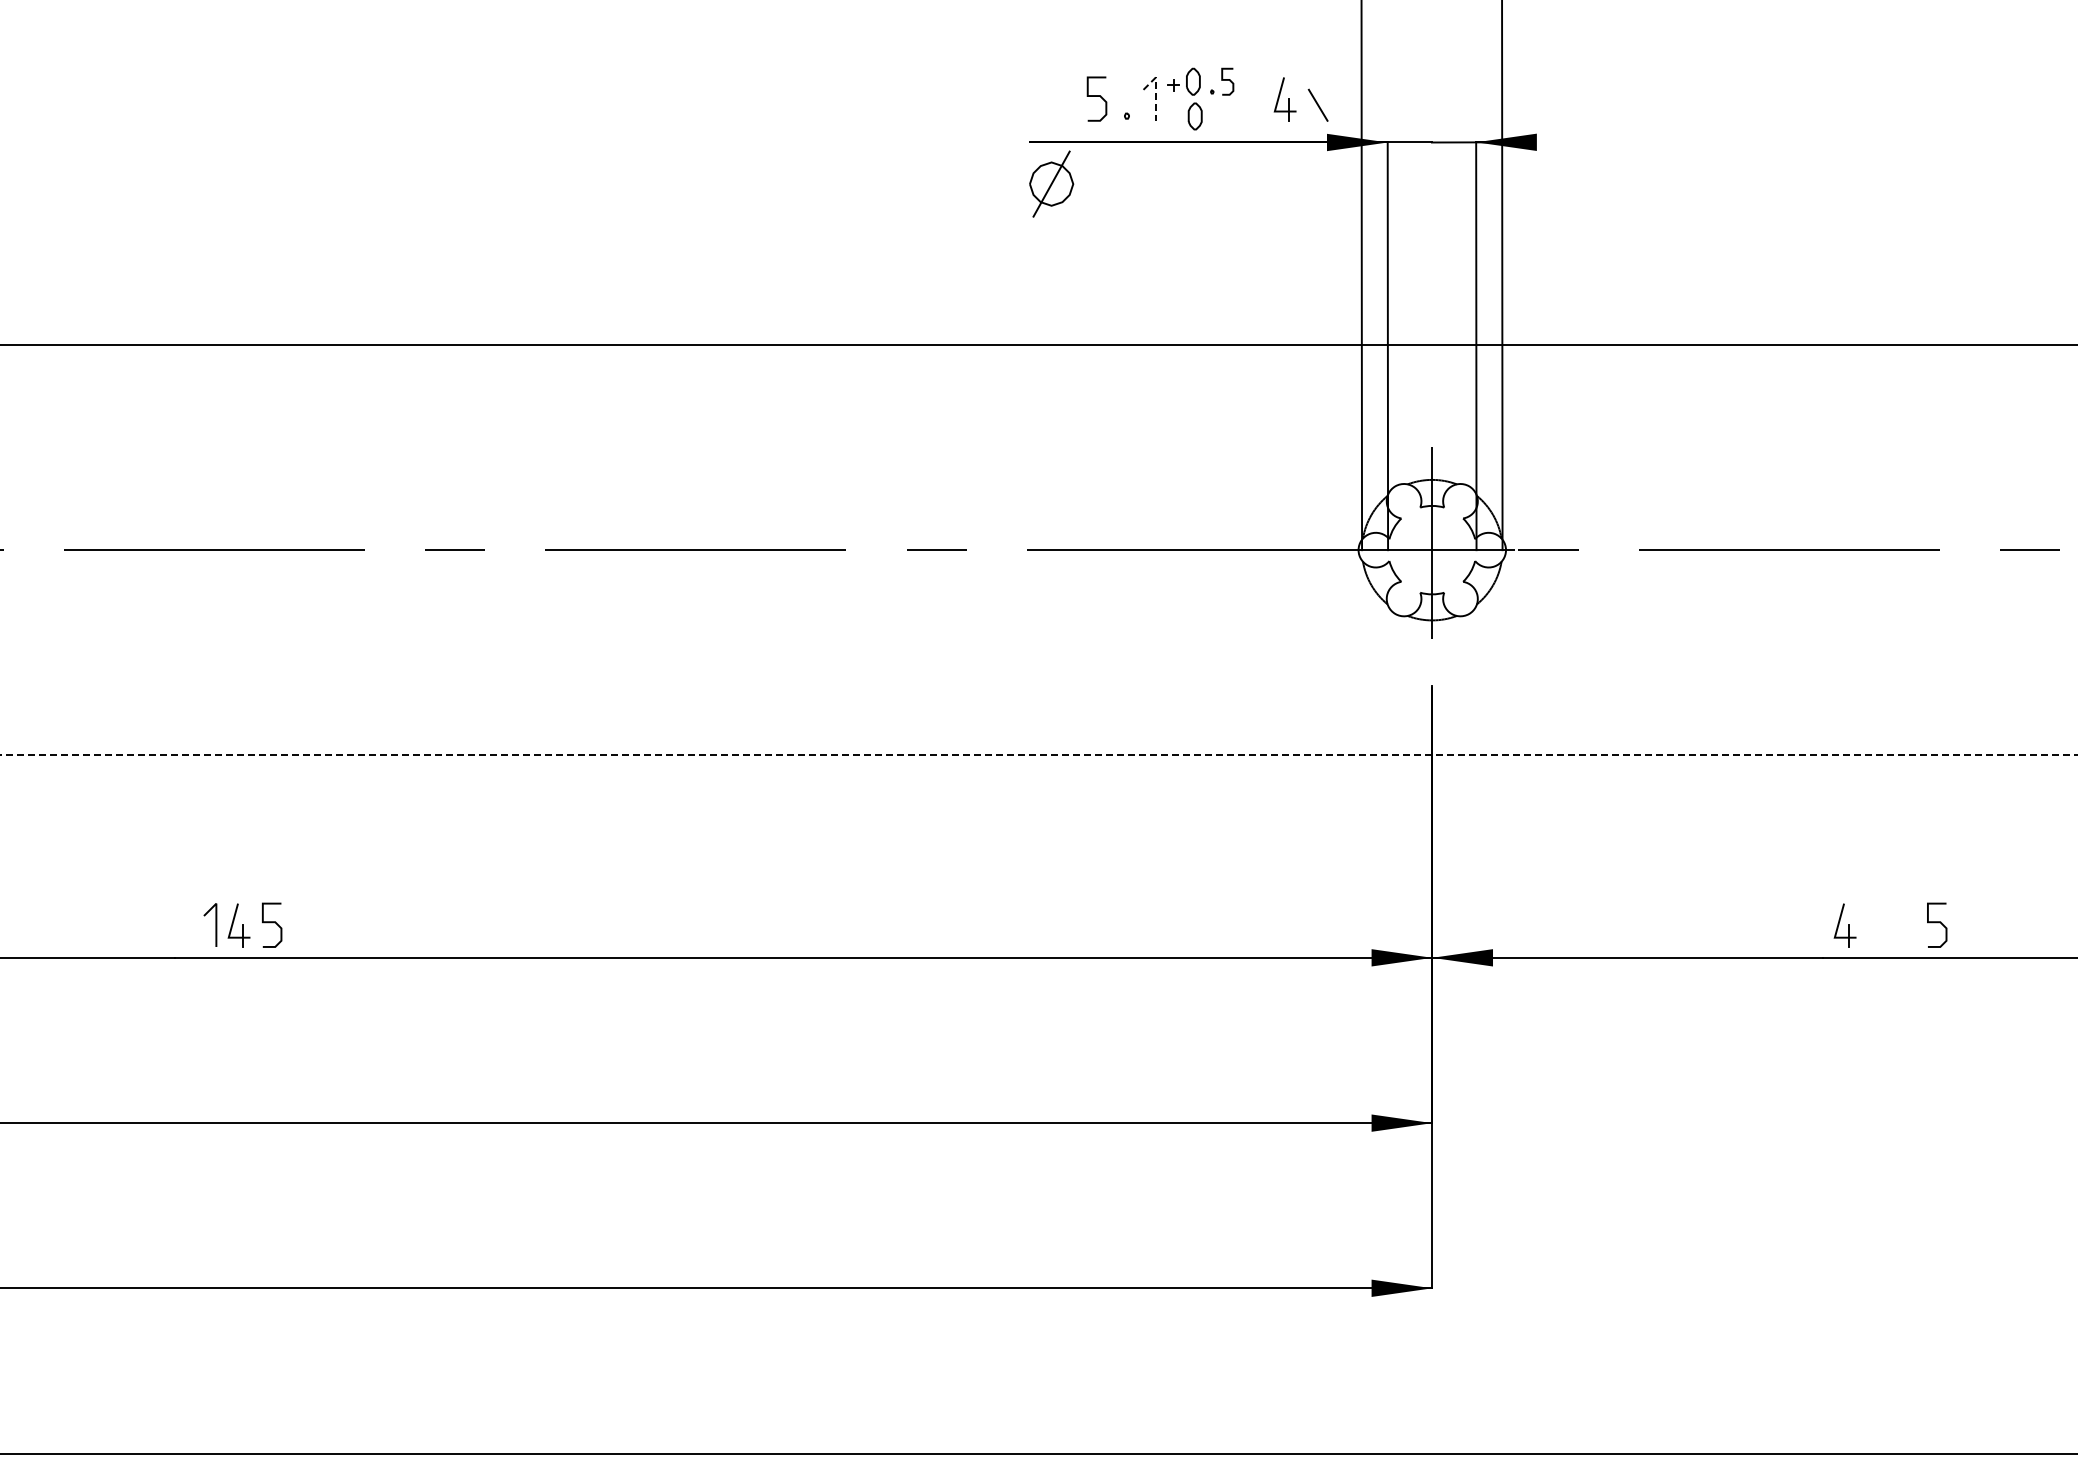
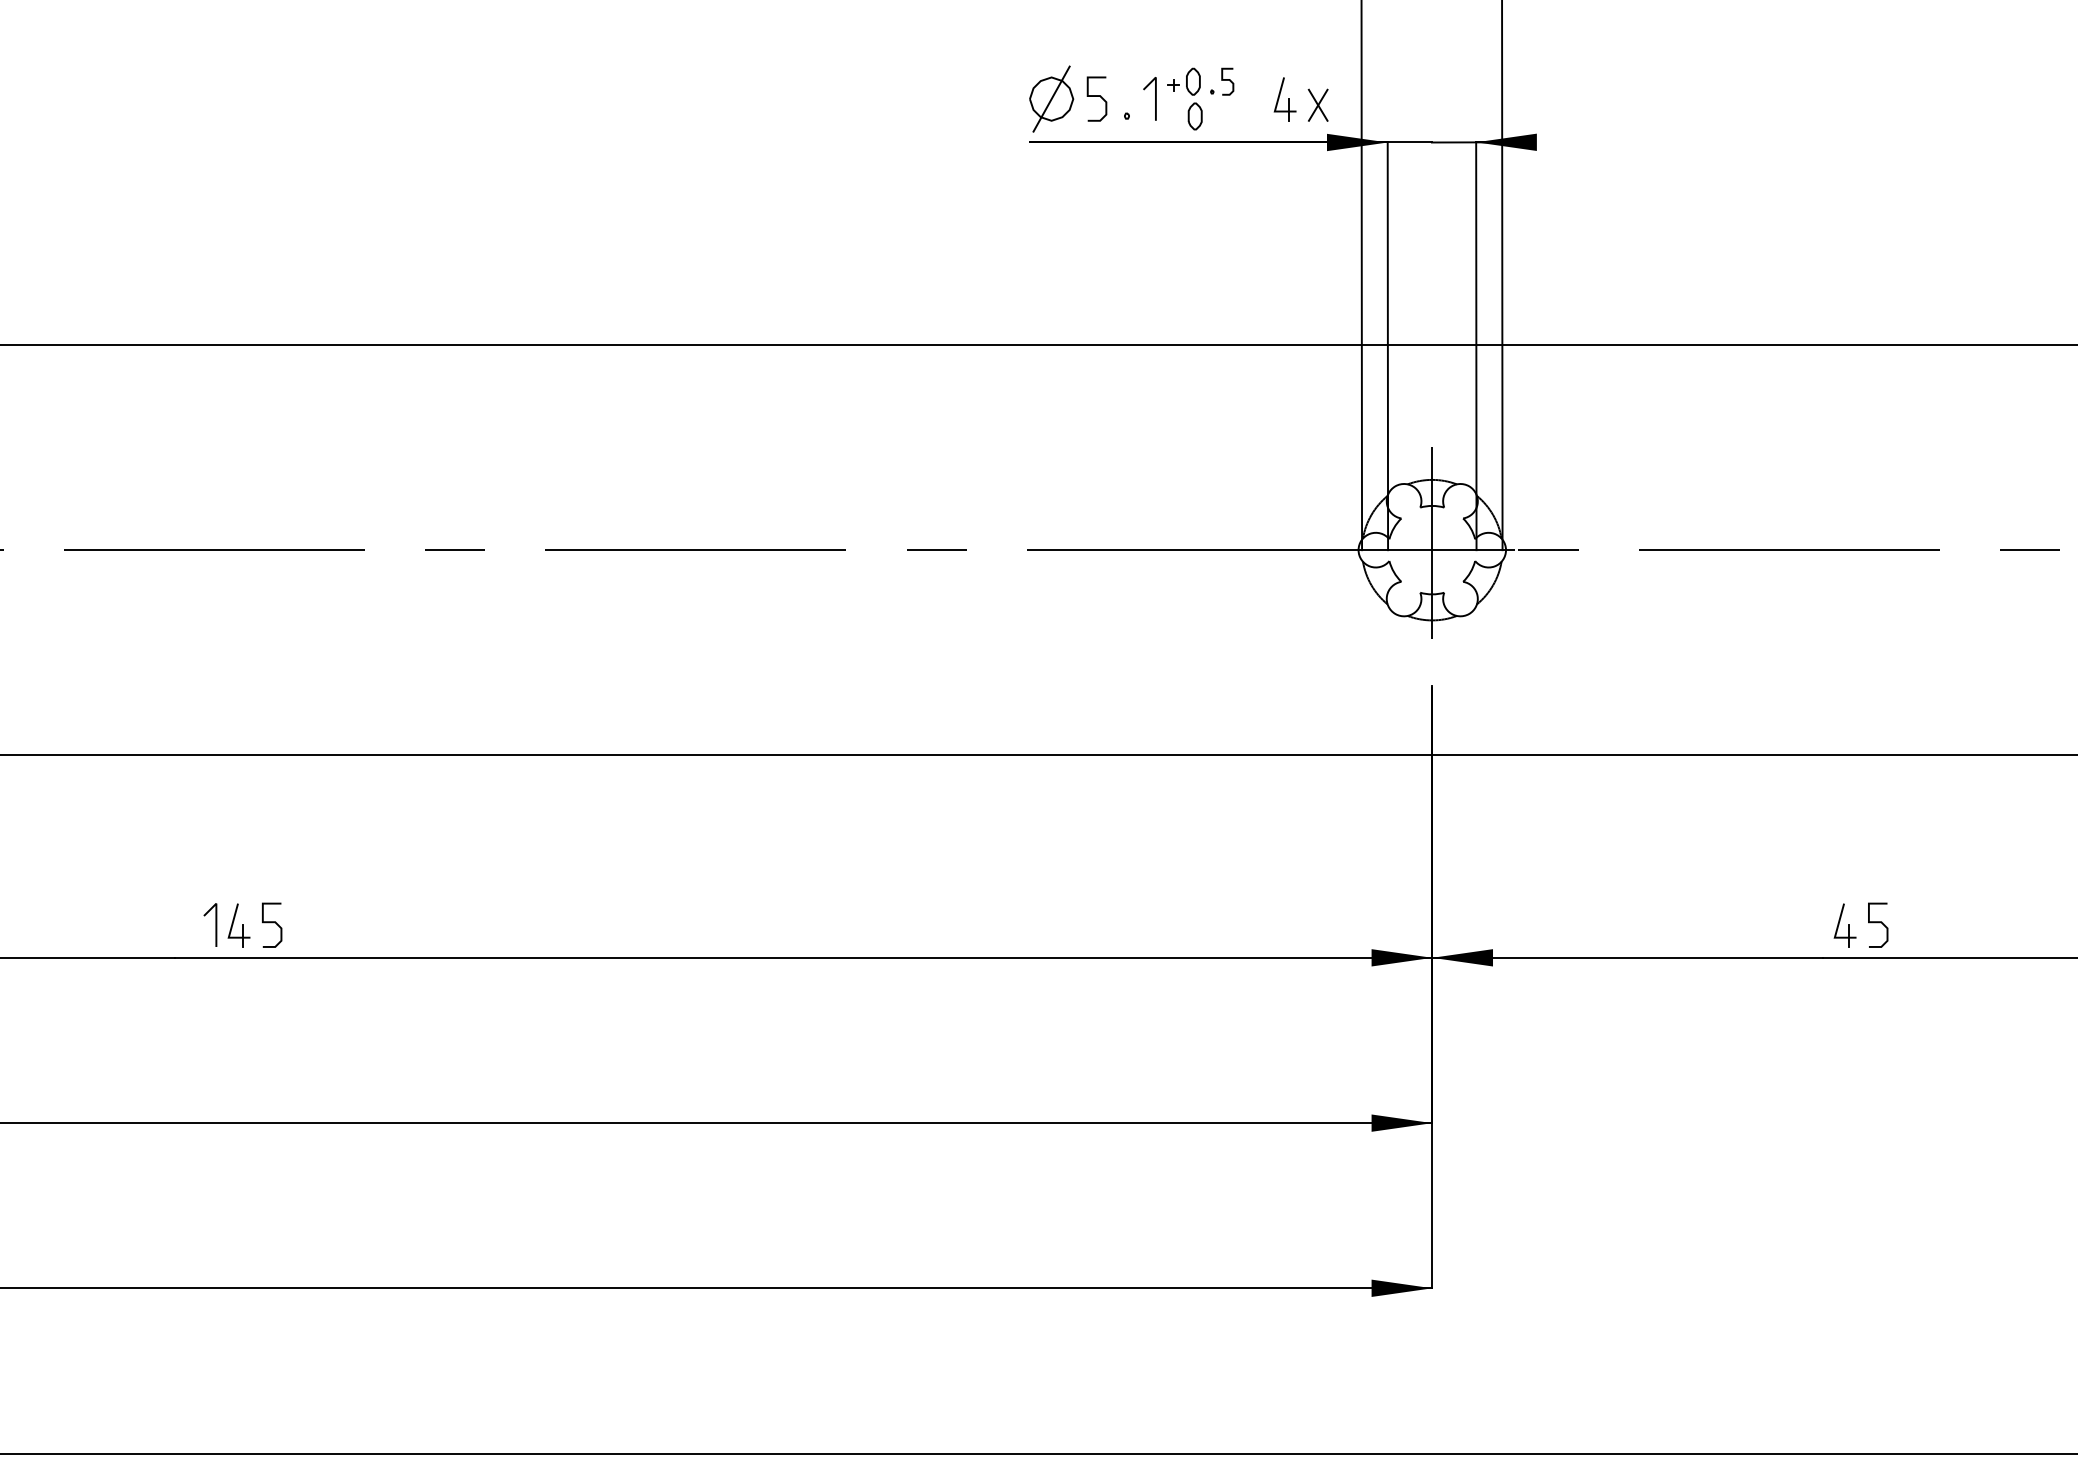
line: dashed -> solid (1155, 90)
line: none -> present (1317, 104)
part position: (1051, 183) -> (1051, 98) (1051, 98)
line: dashed -> solid (1038, 755)
curve position: (1937, 923) -> (1878, 923) (1878, 923)
